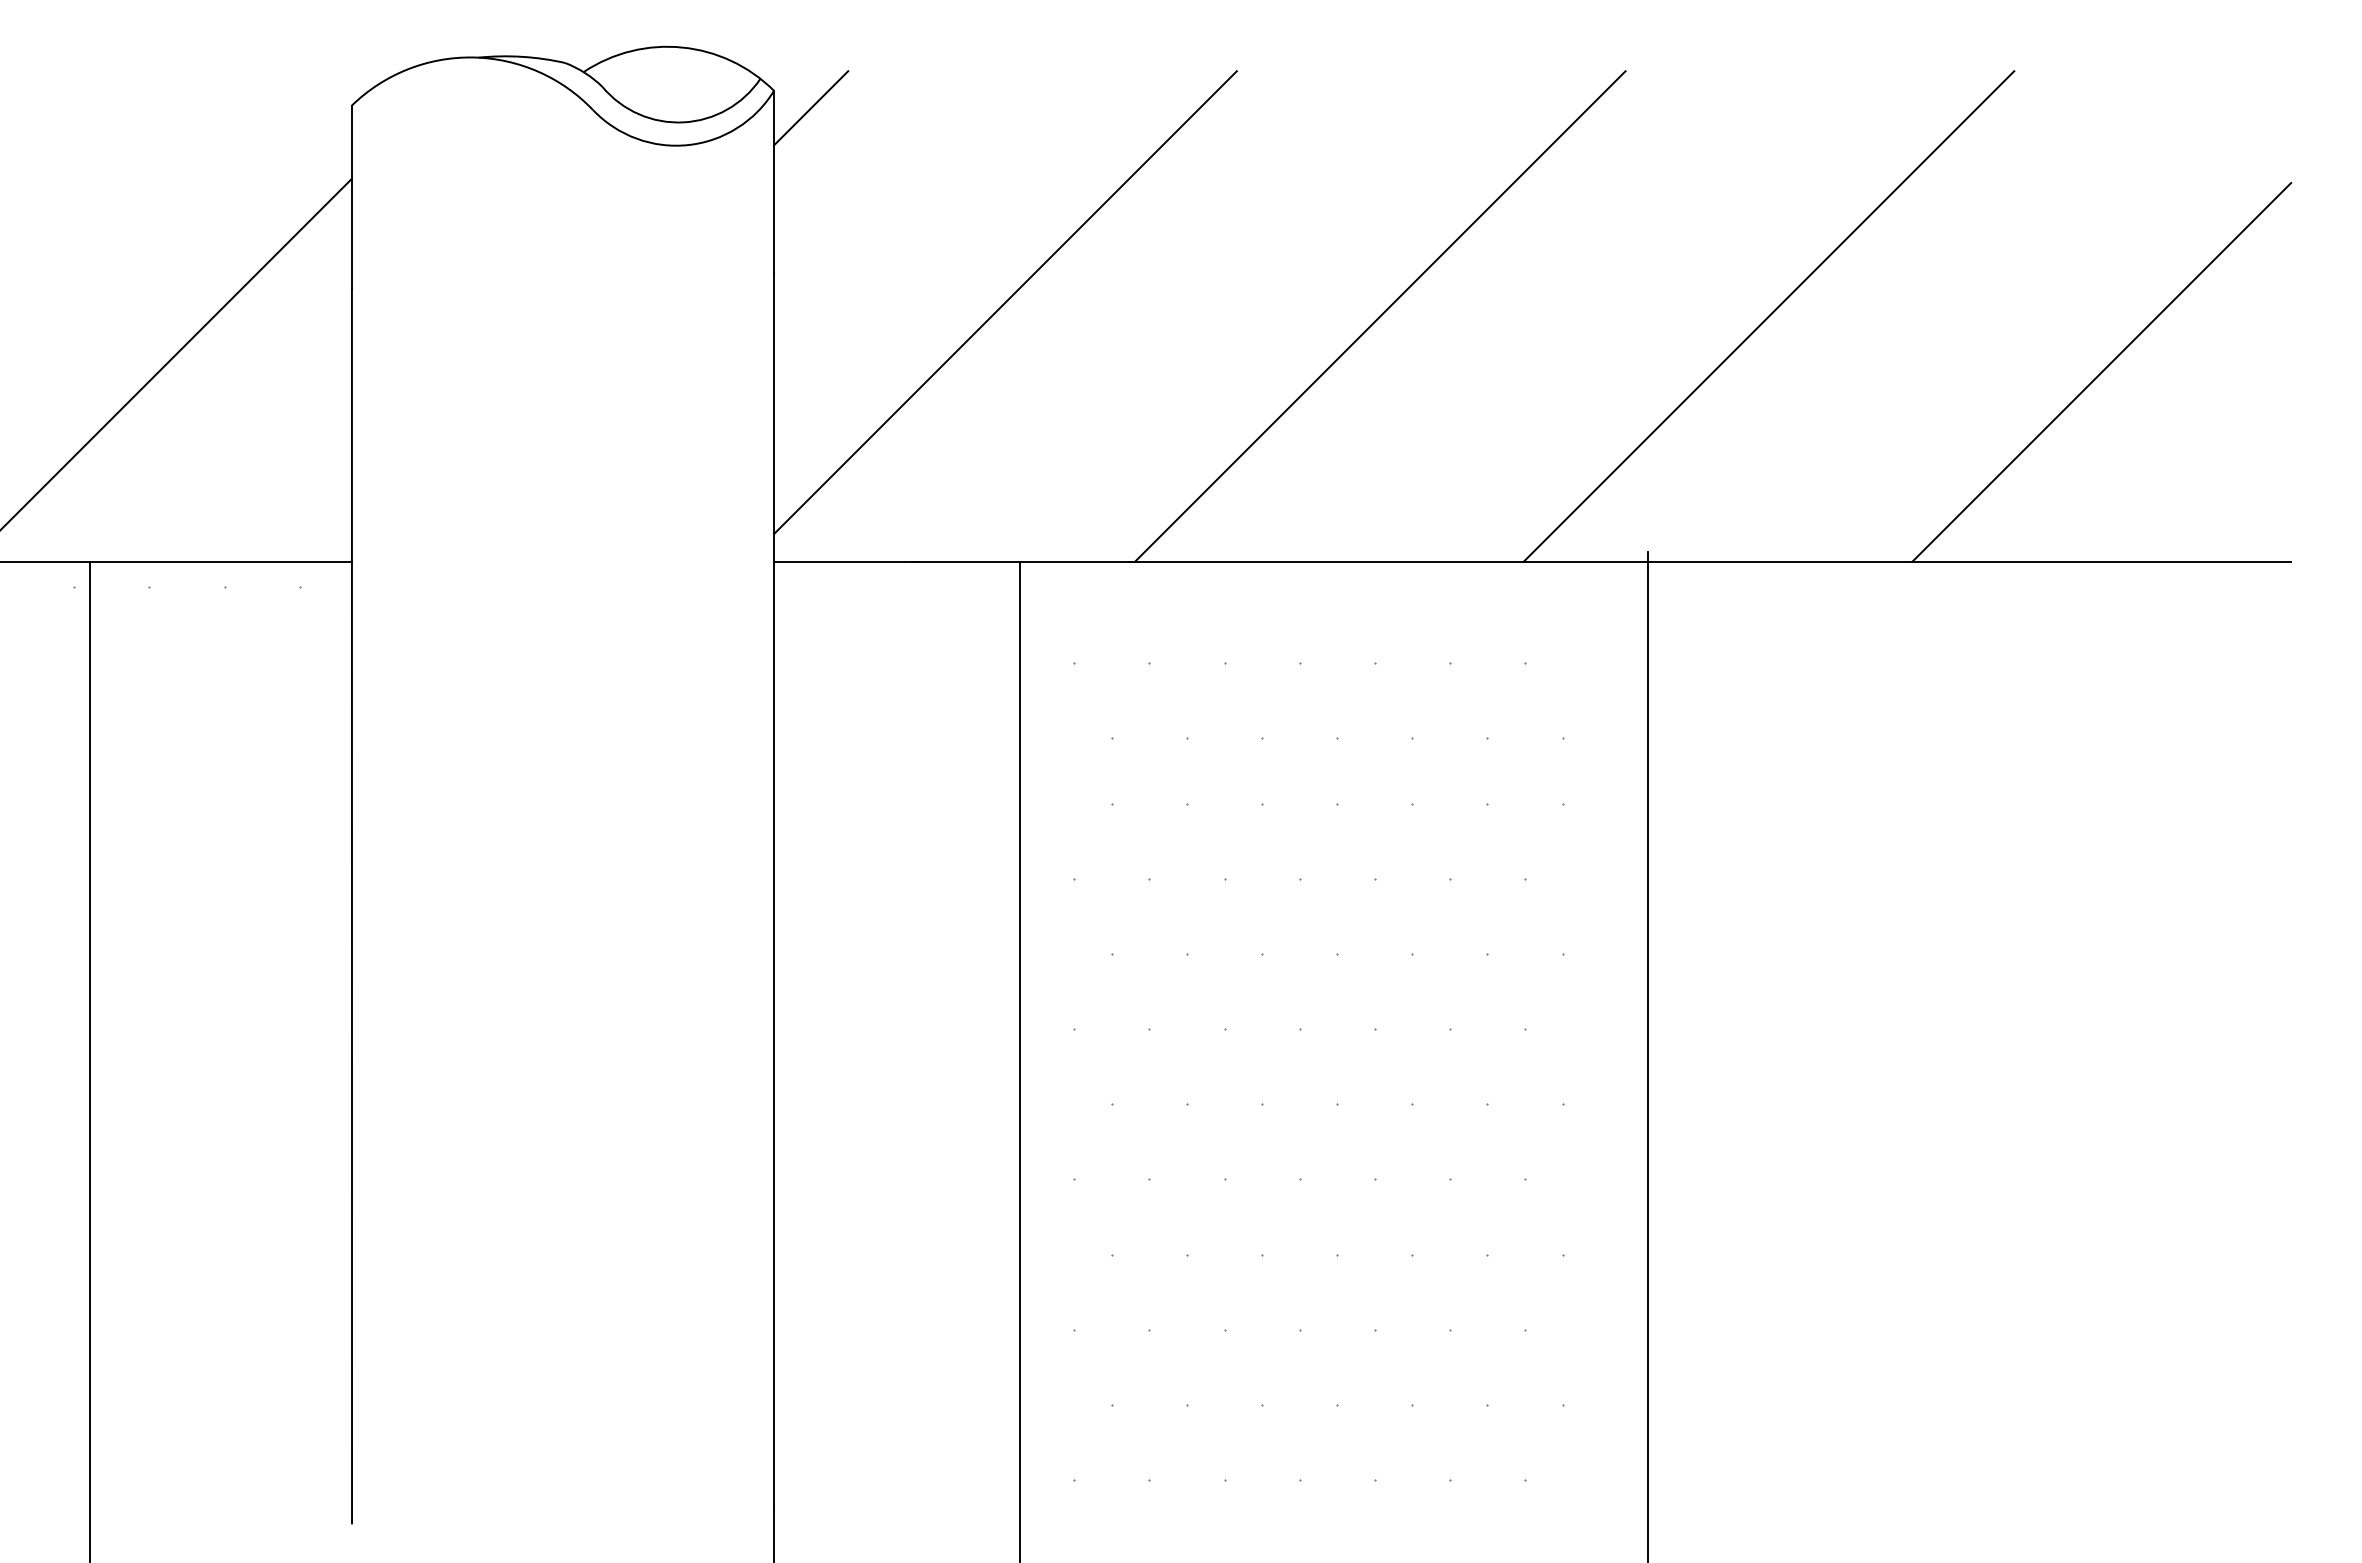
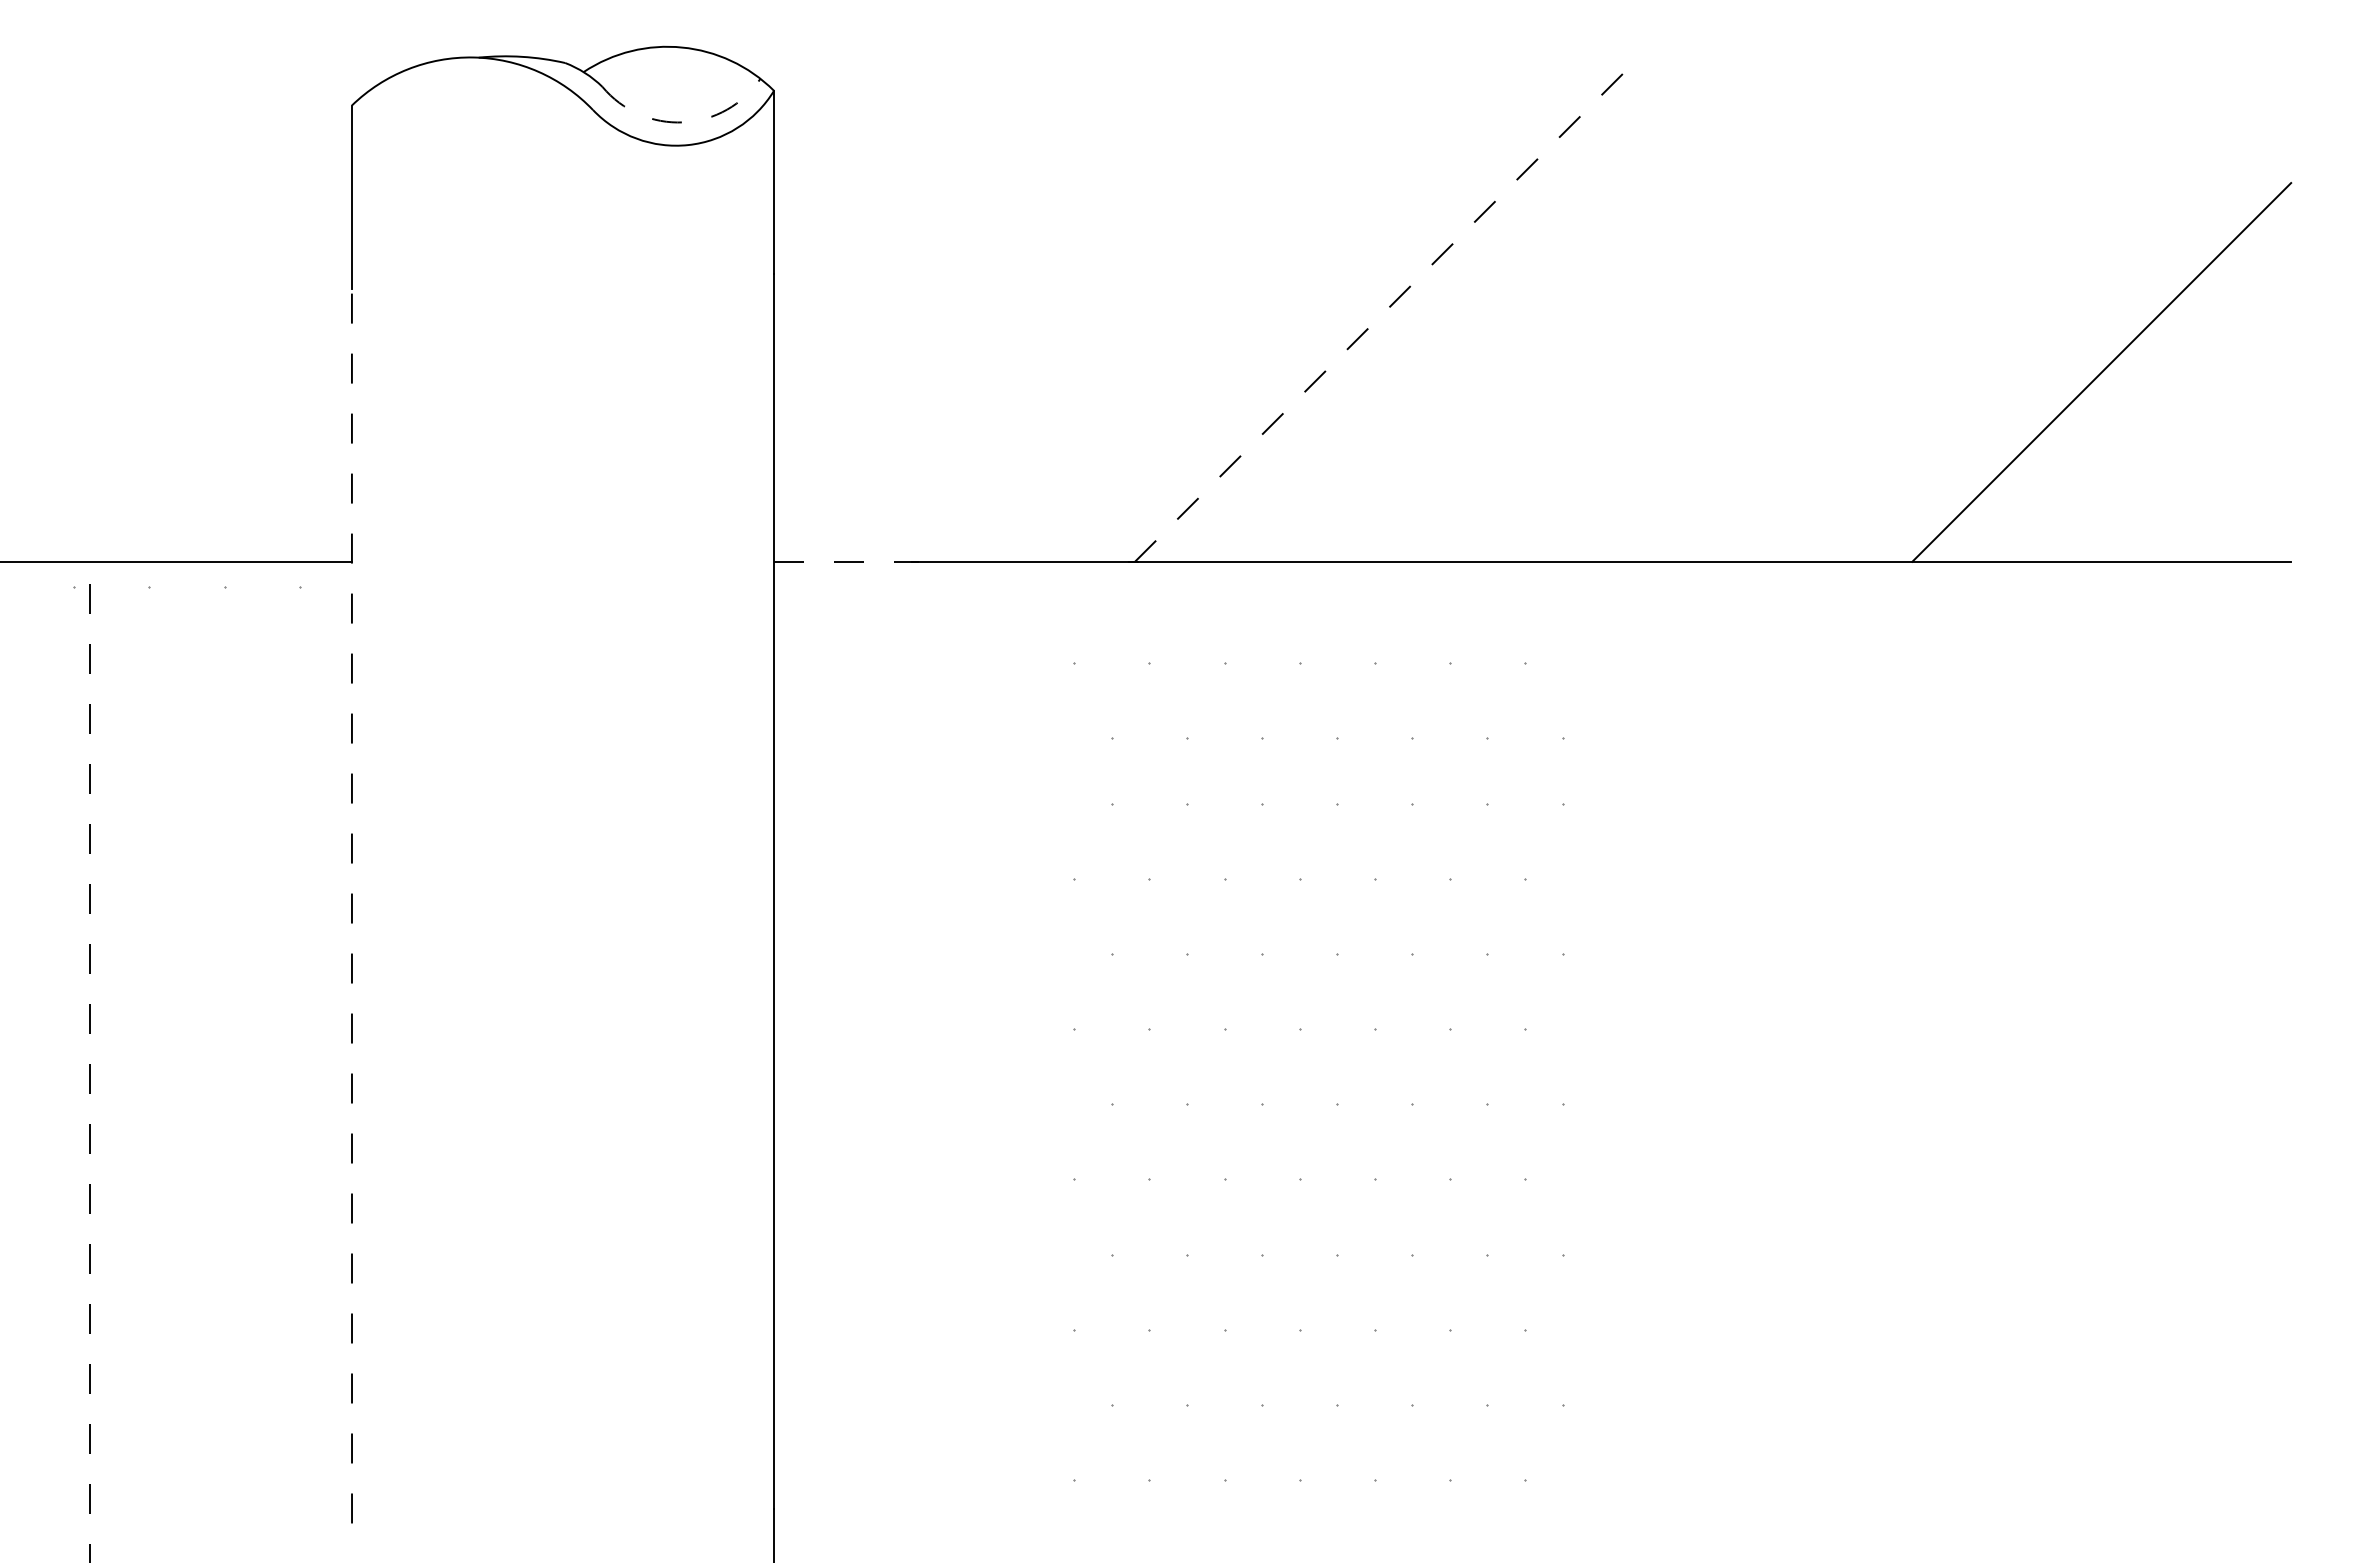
line: present -> none (811, 108)
arc: solid -> dashed (683, 122)
line: present -> none (1005, 302)
line: solid -> dashed (1380, 316)
line: present -> none (1768, 316)
line: present -> none (176, 353)
line: solid -> dashed (846, 561)
line: solid -> dashed (351, 905)
line: present -> none (1648, 1055)
line: present -> none (1020, 1060)
line: solid -> dashed (89, 1061)
